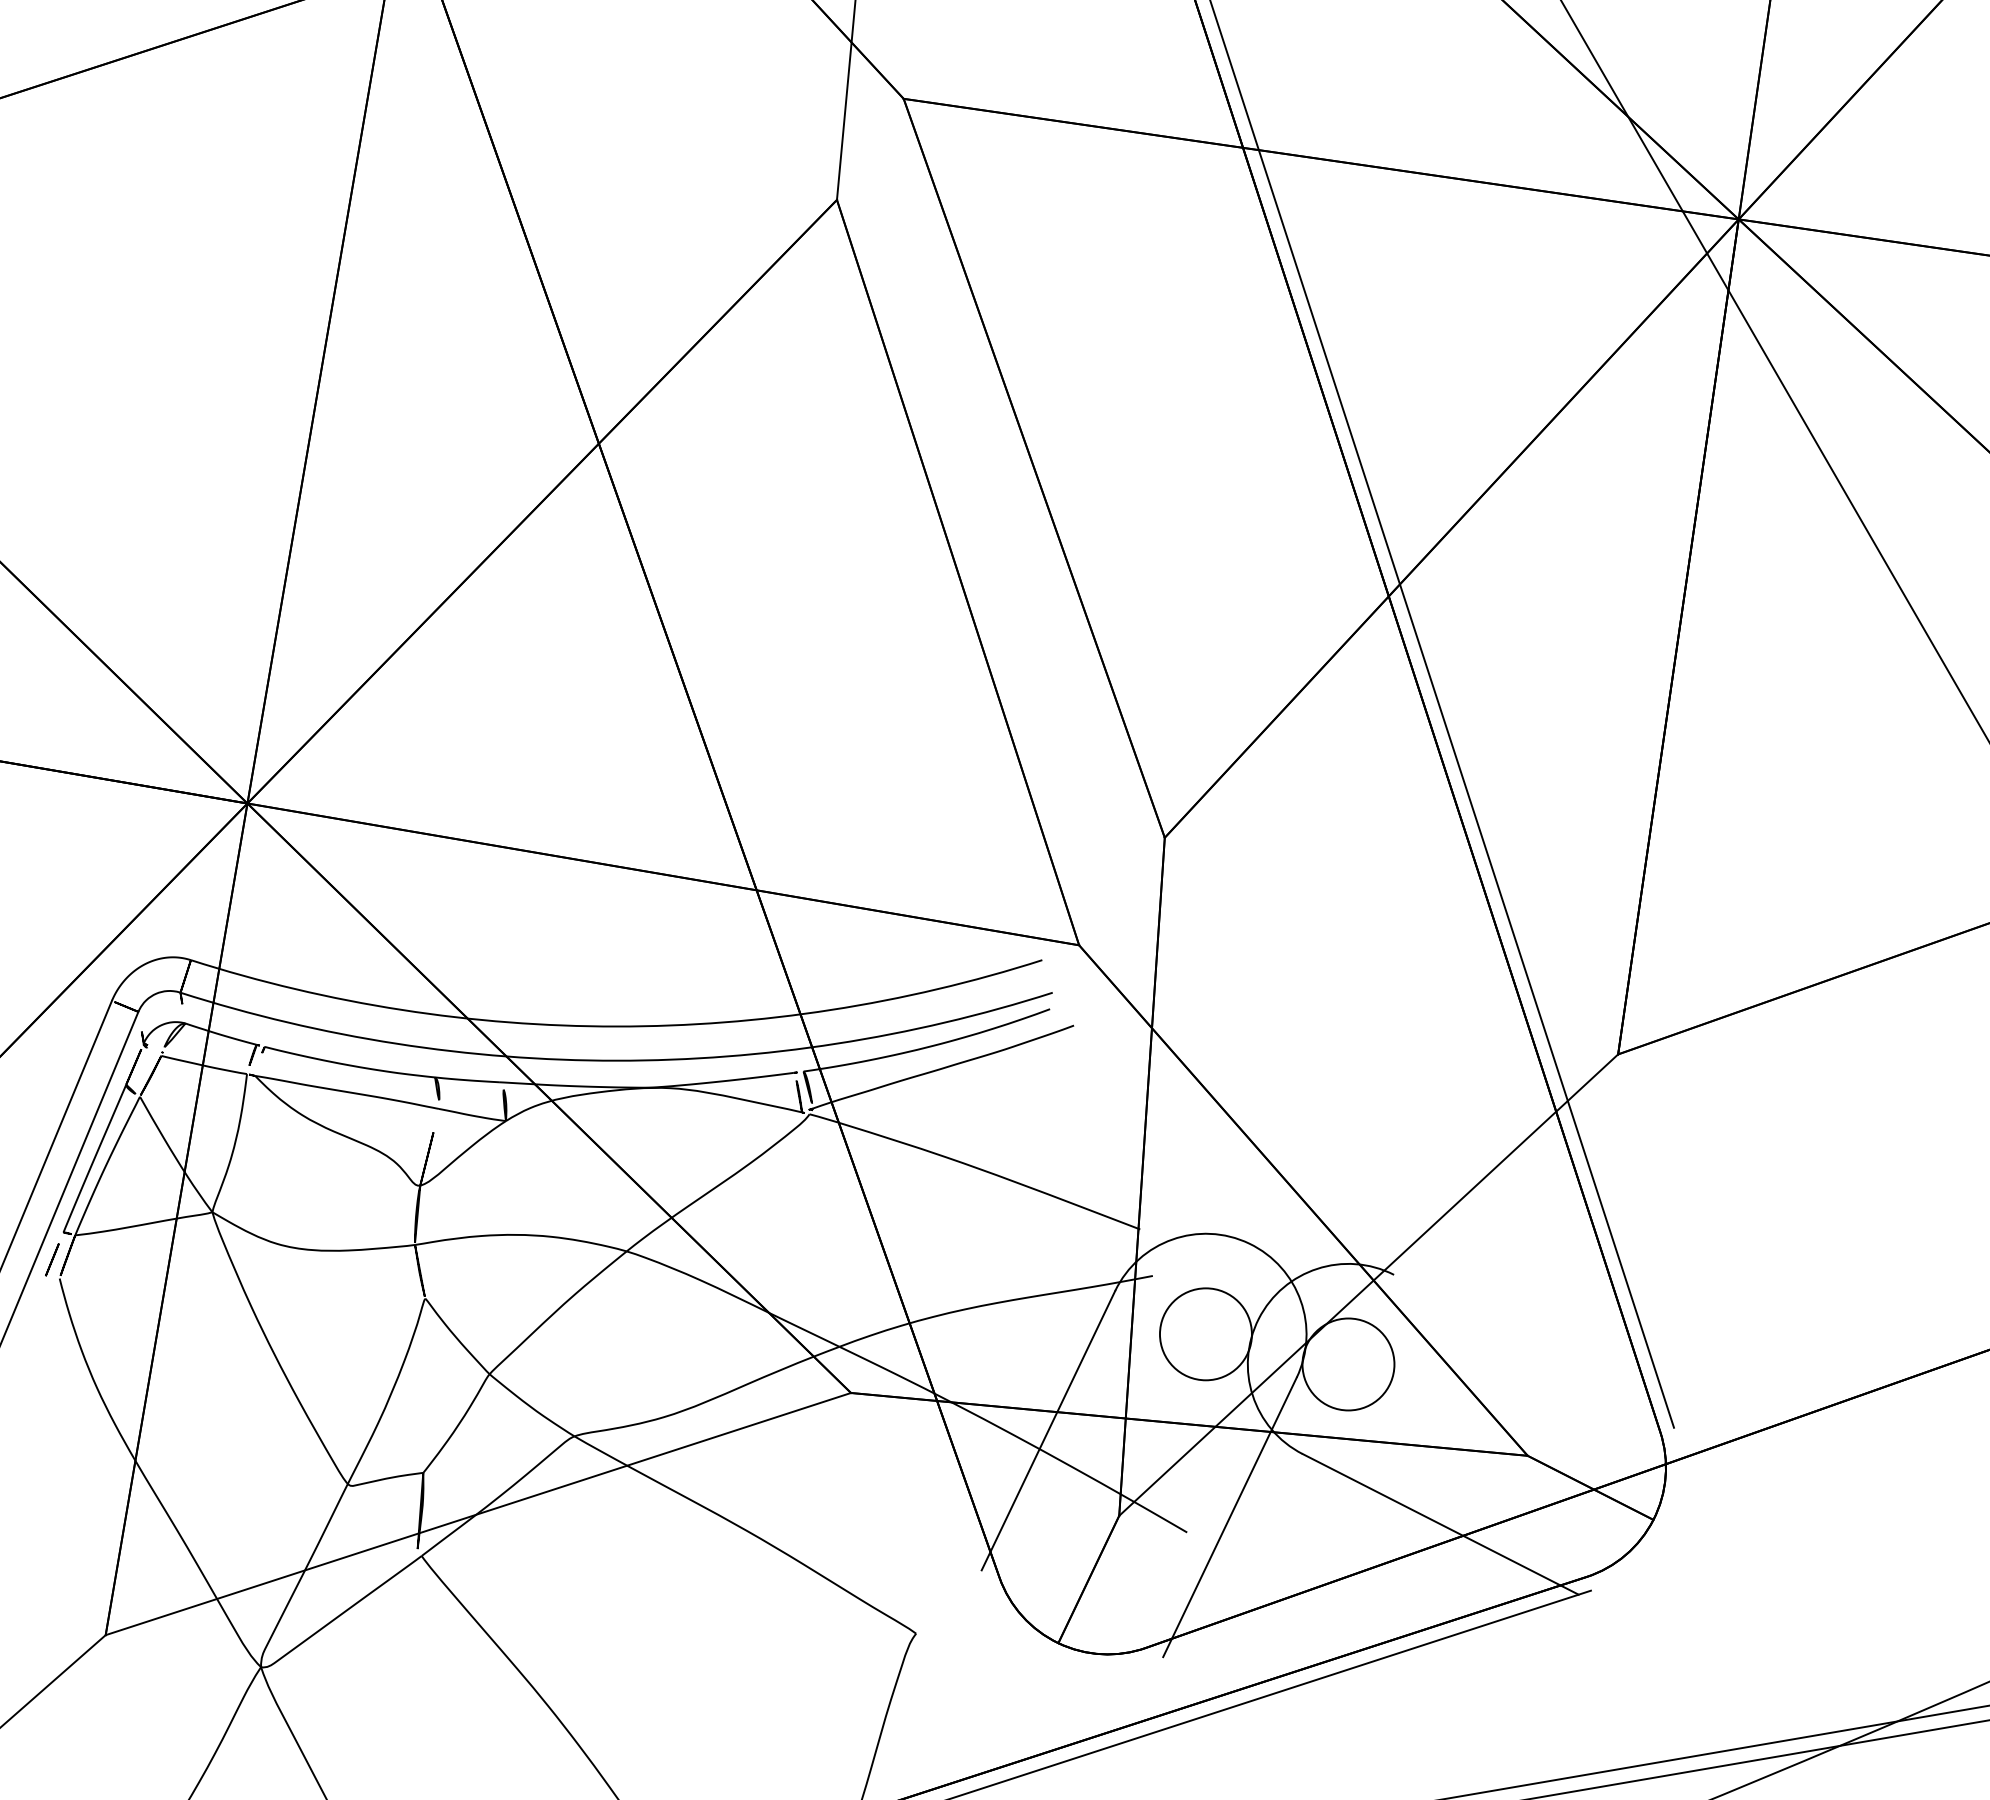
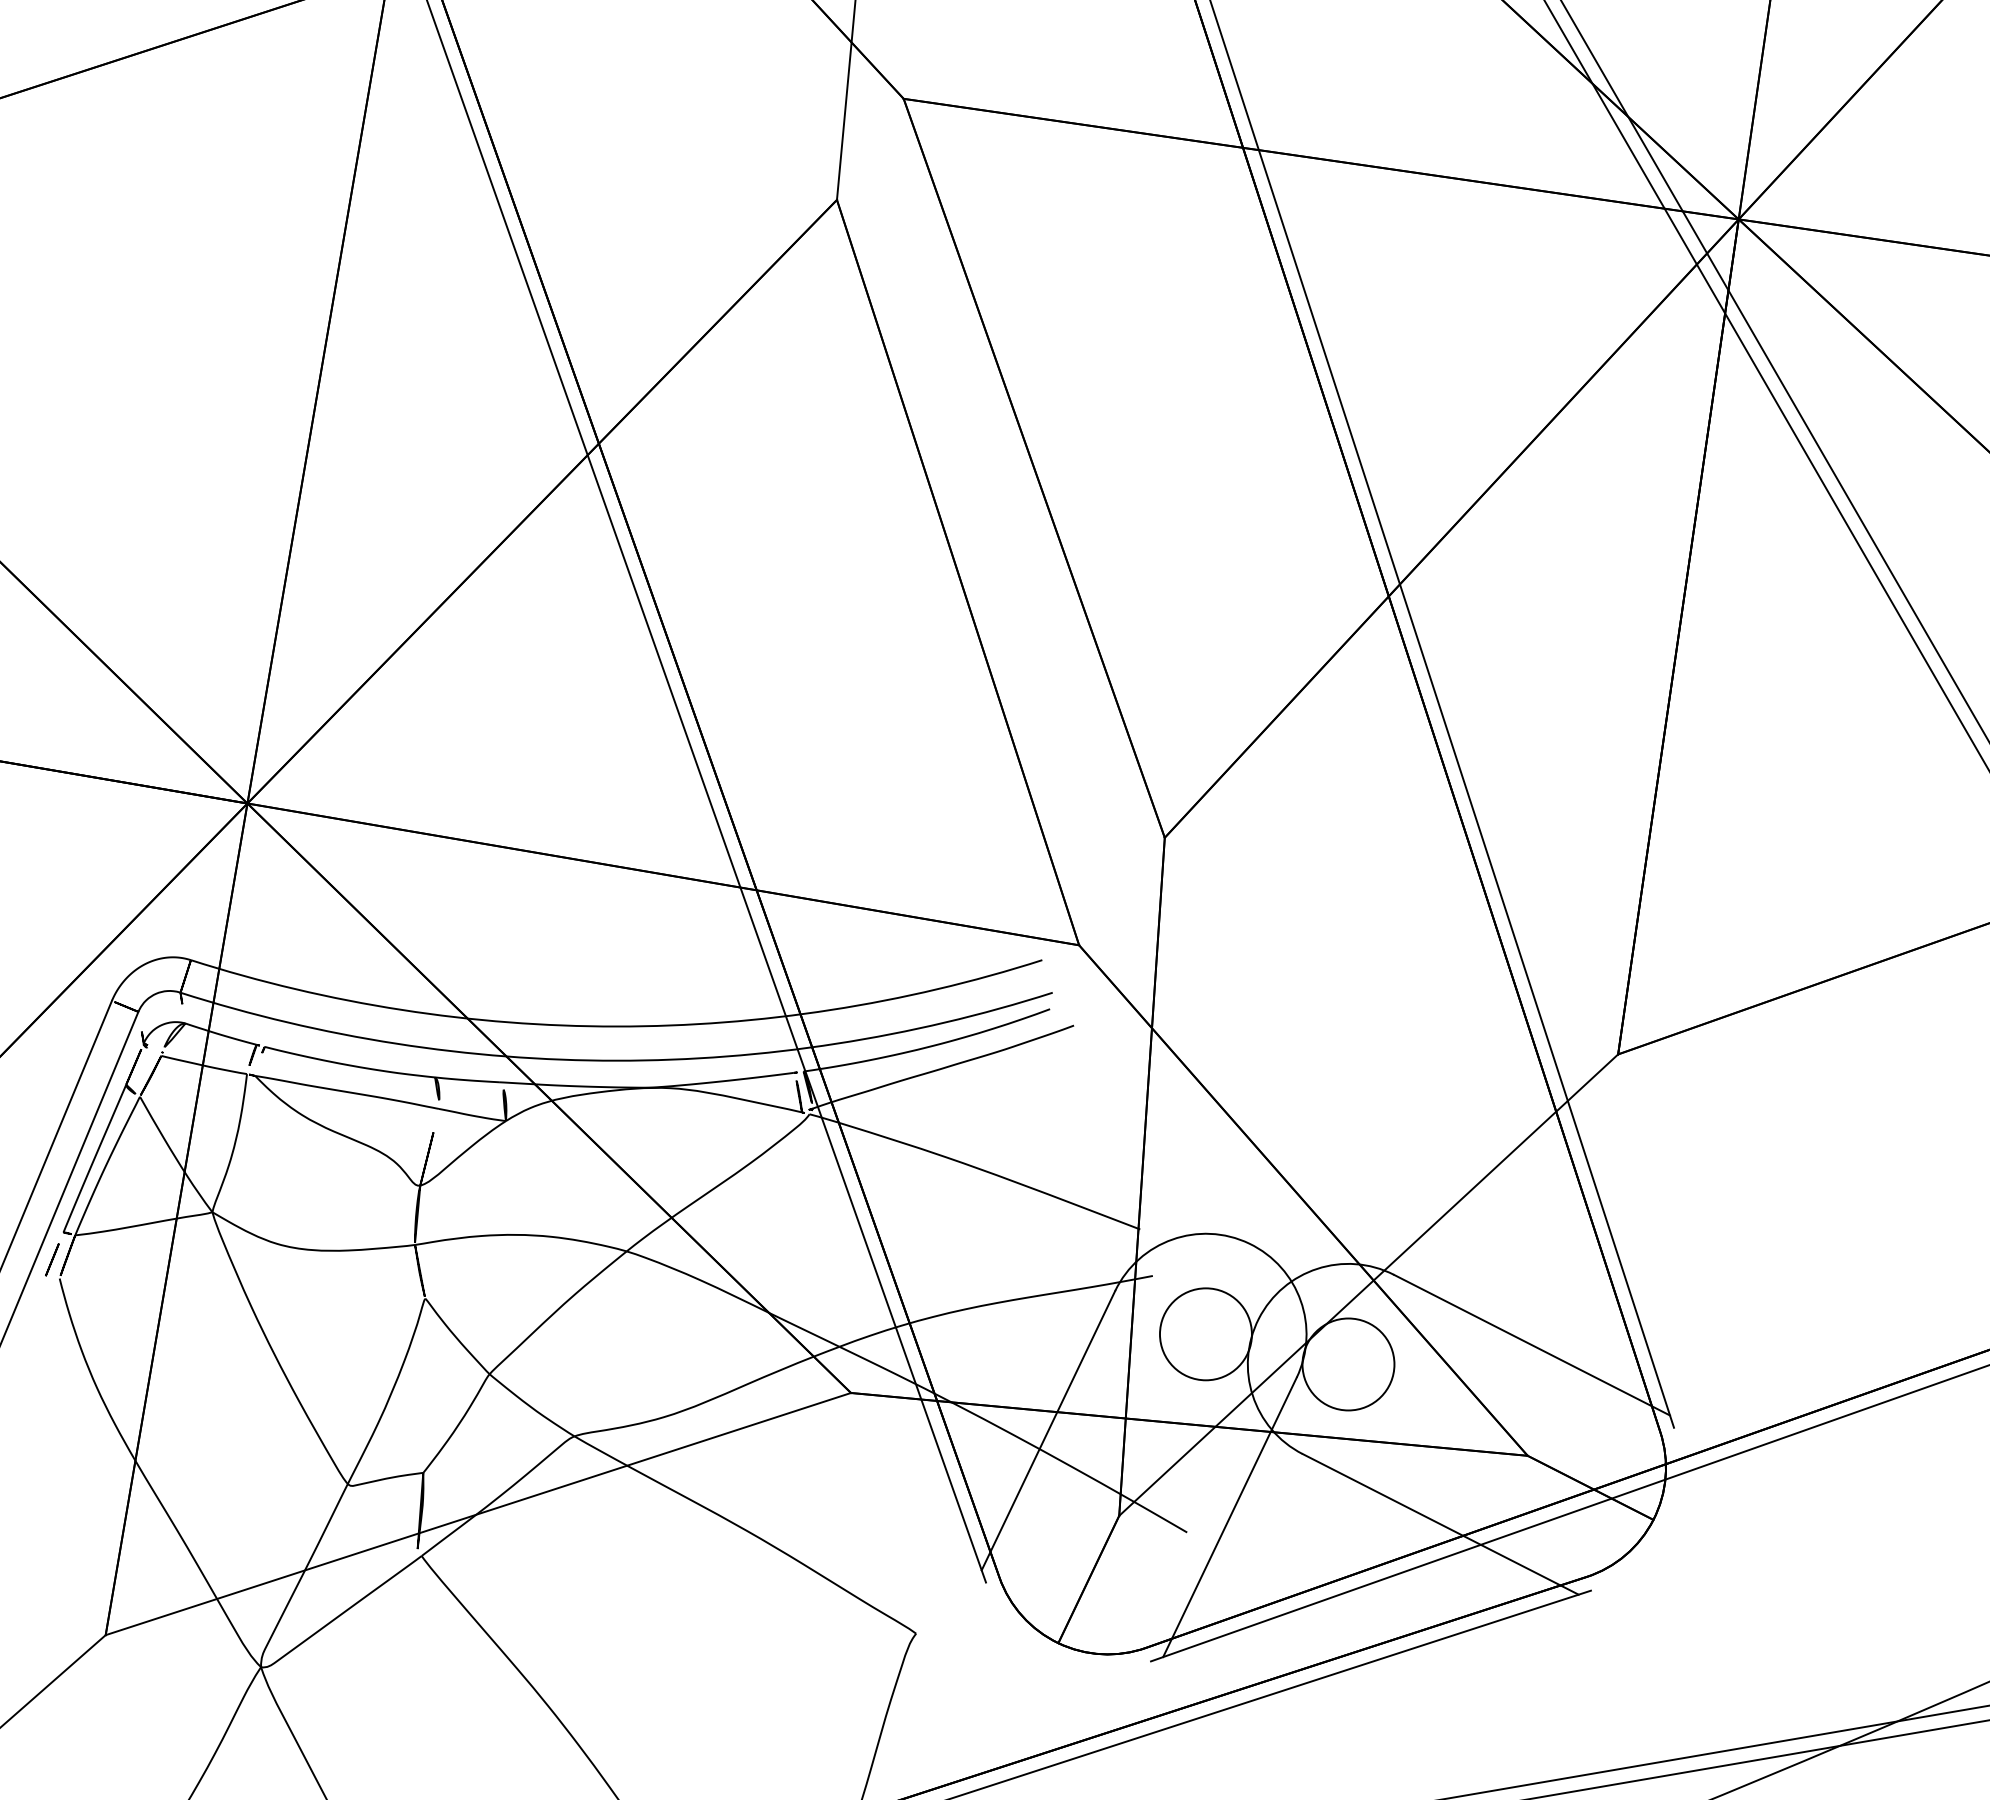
line: none -> present (1765, 384)
line: none -> present (706, 792)
line: none -> present (1531, 1344)
line: none -> present (1568, 1513)
